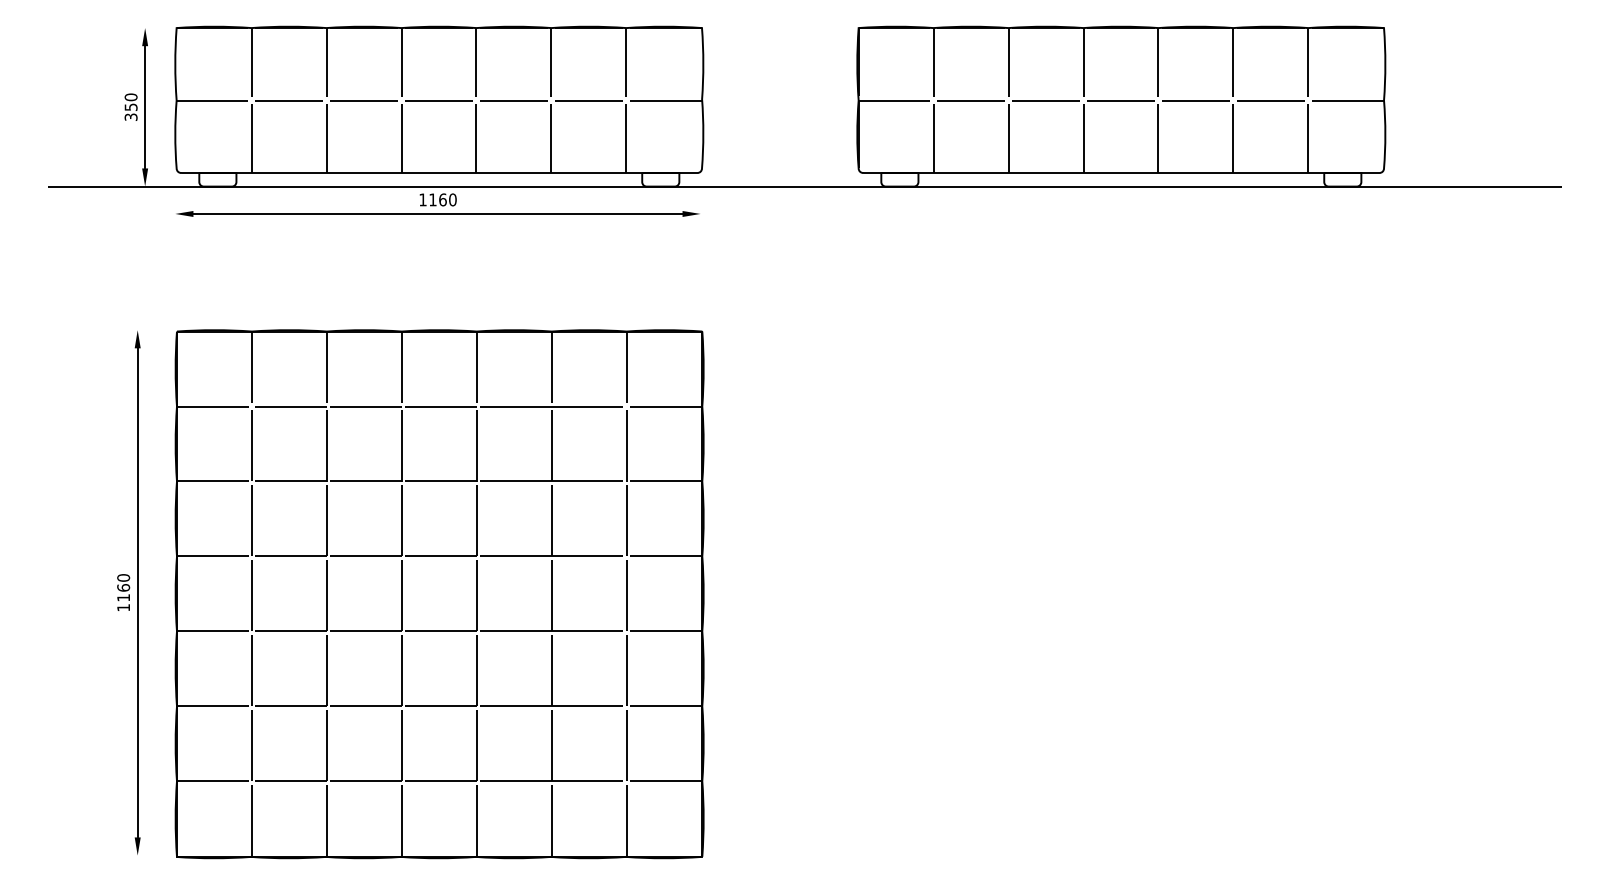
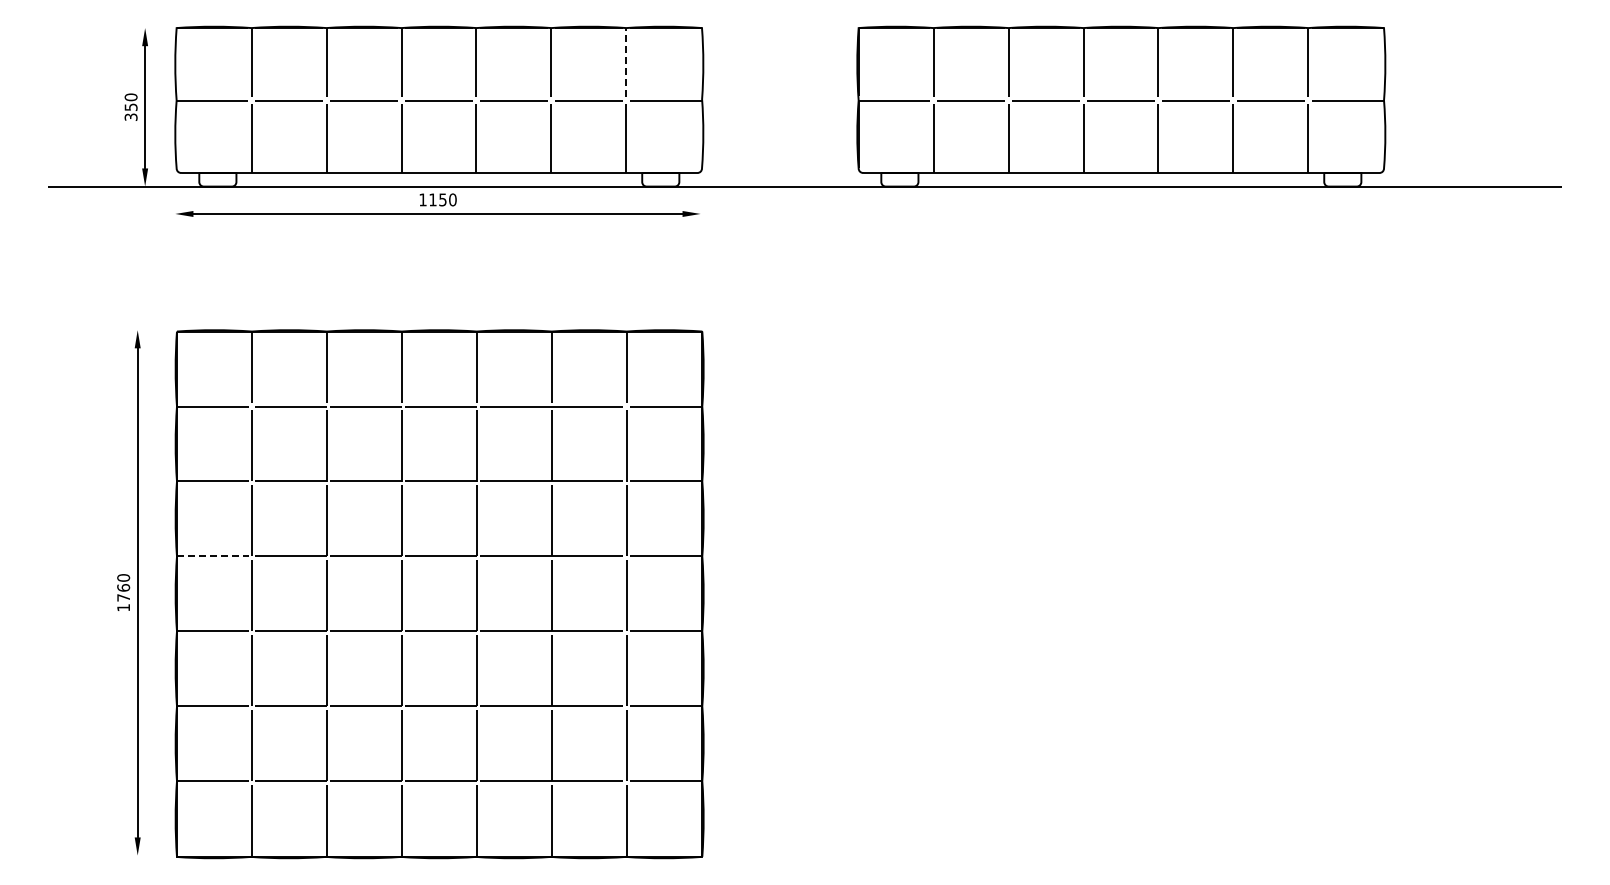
line: solid -> dashed (626, 62)
text: 1160 -> 1150 (442, 199)
line: solid -> dashed (212, 556)
text: 1160 -> 1760 (123, 597)
